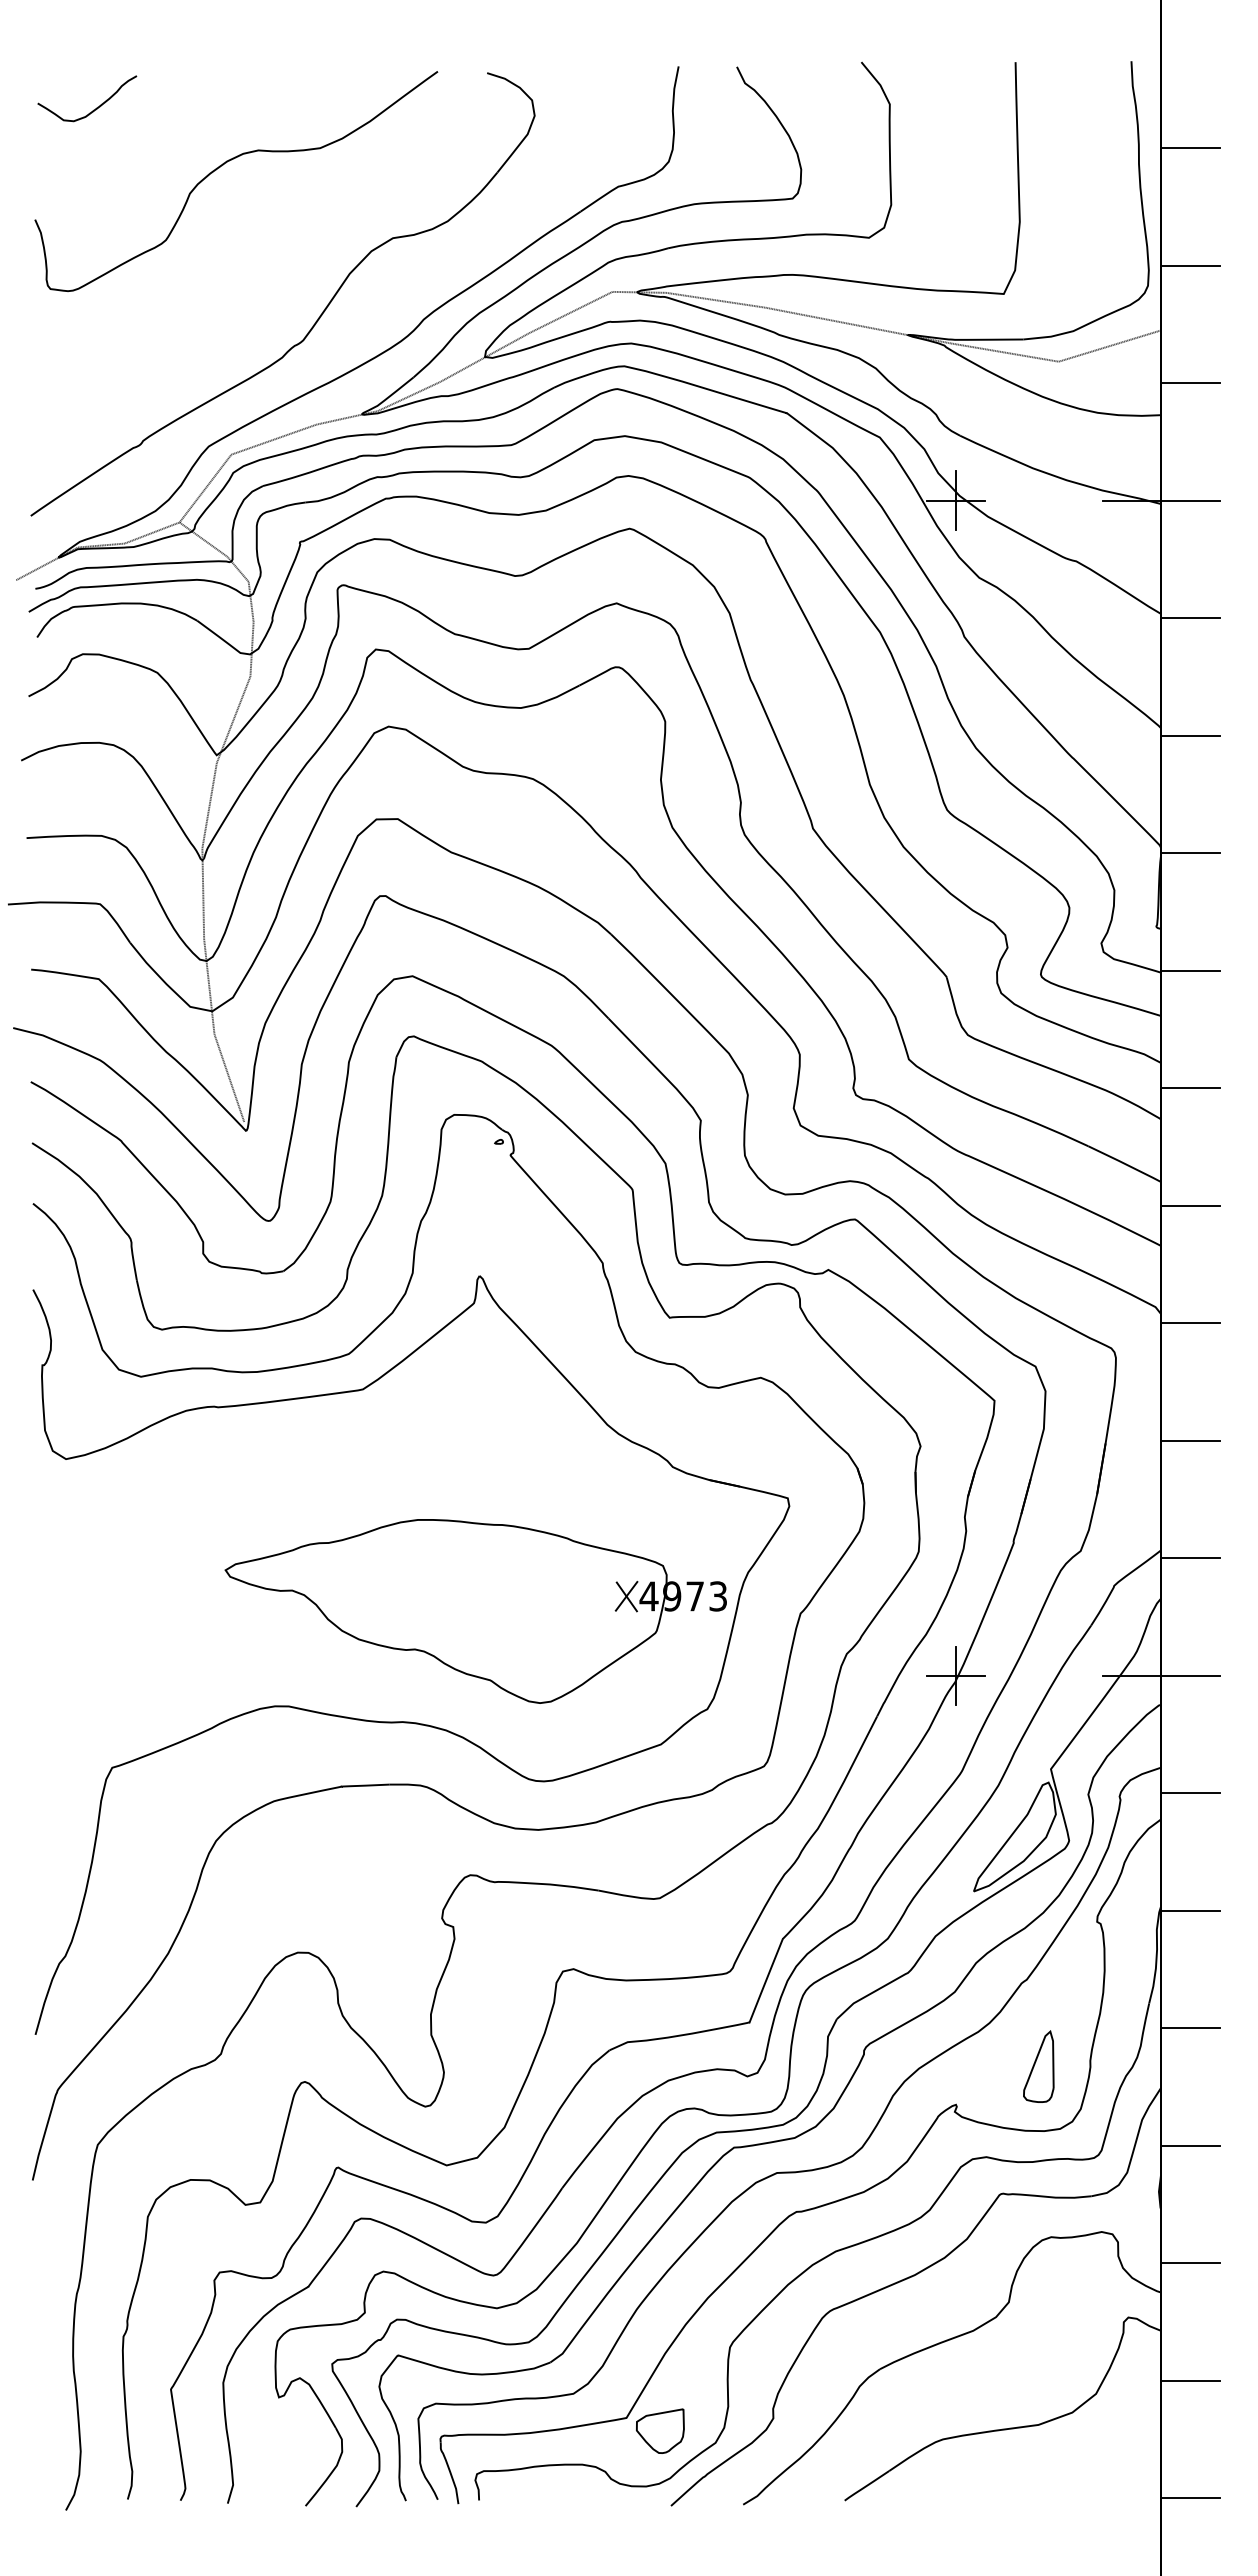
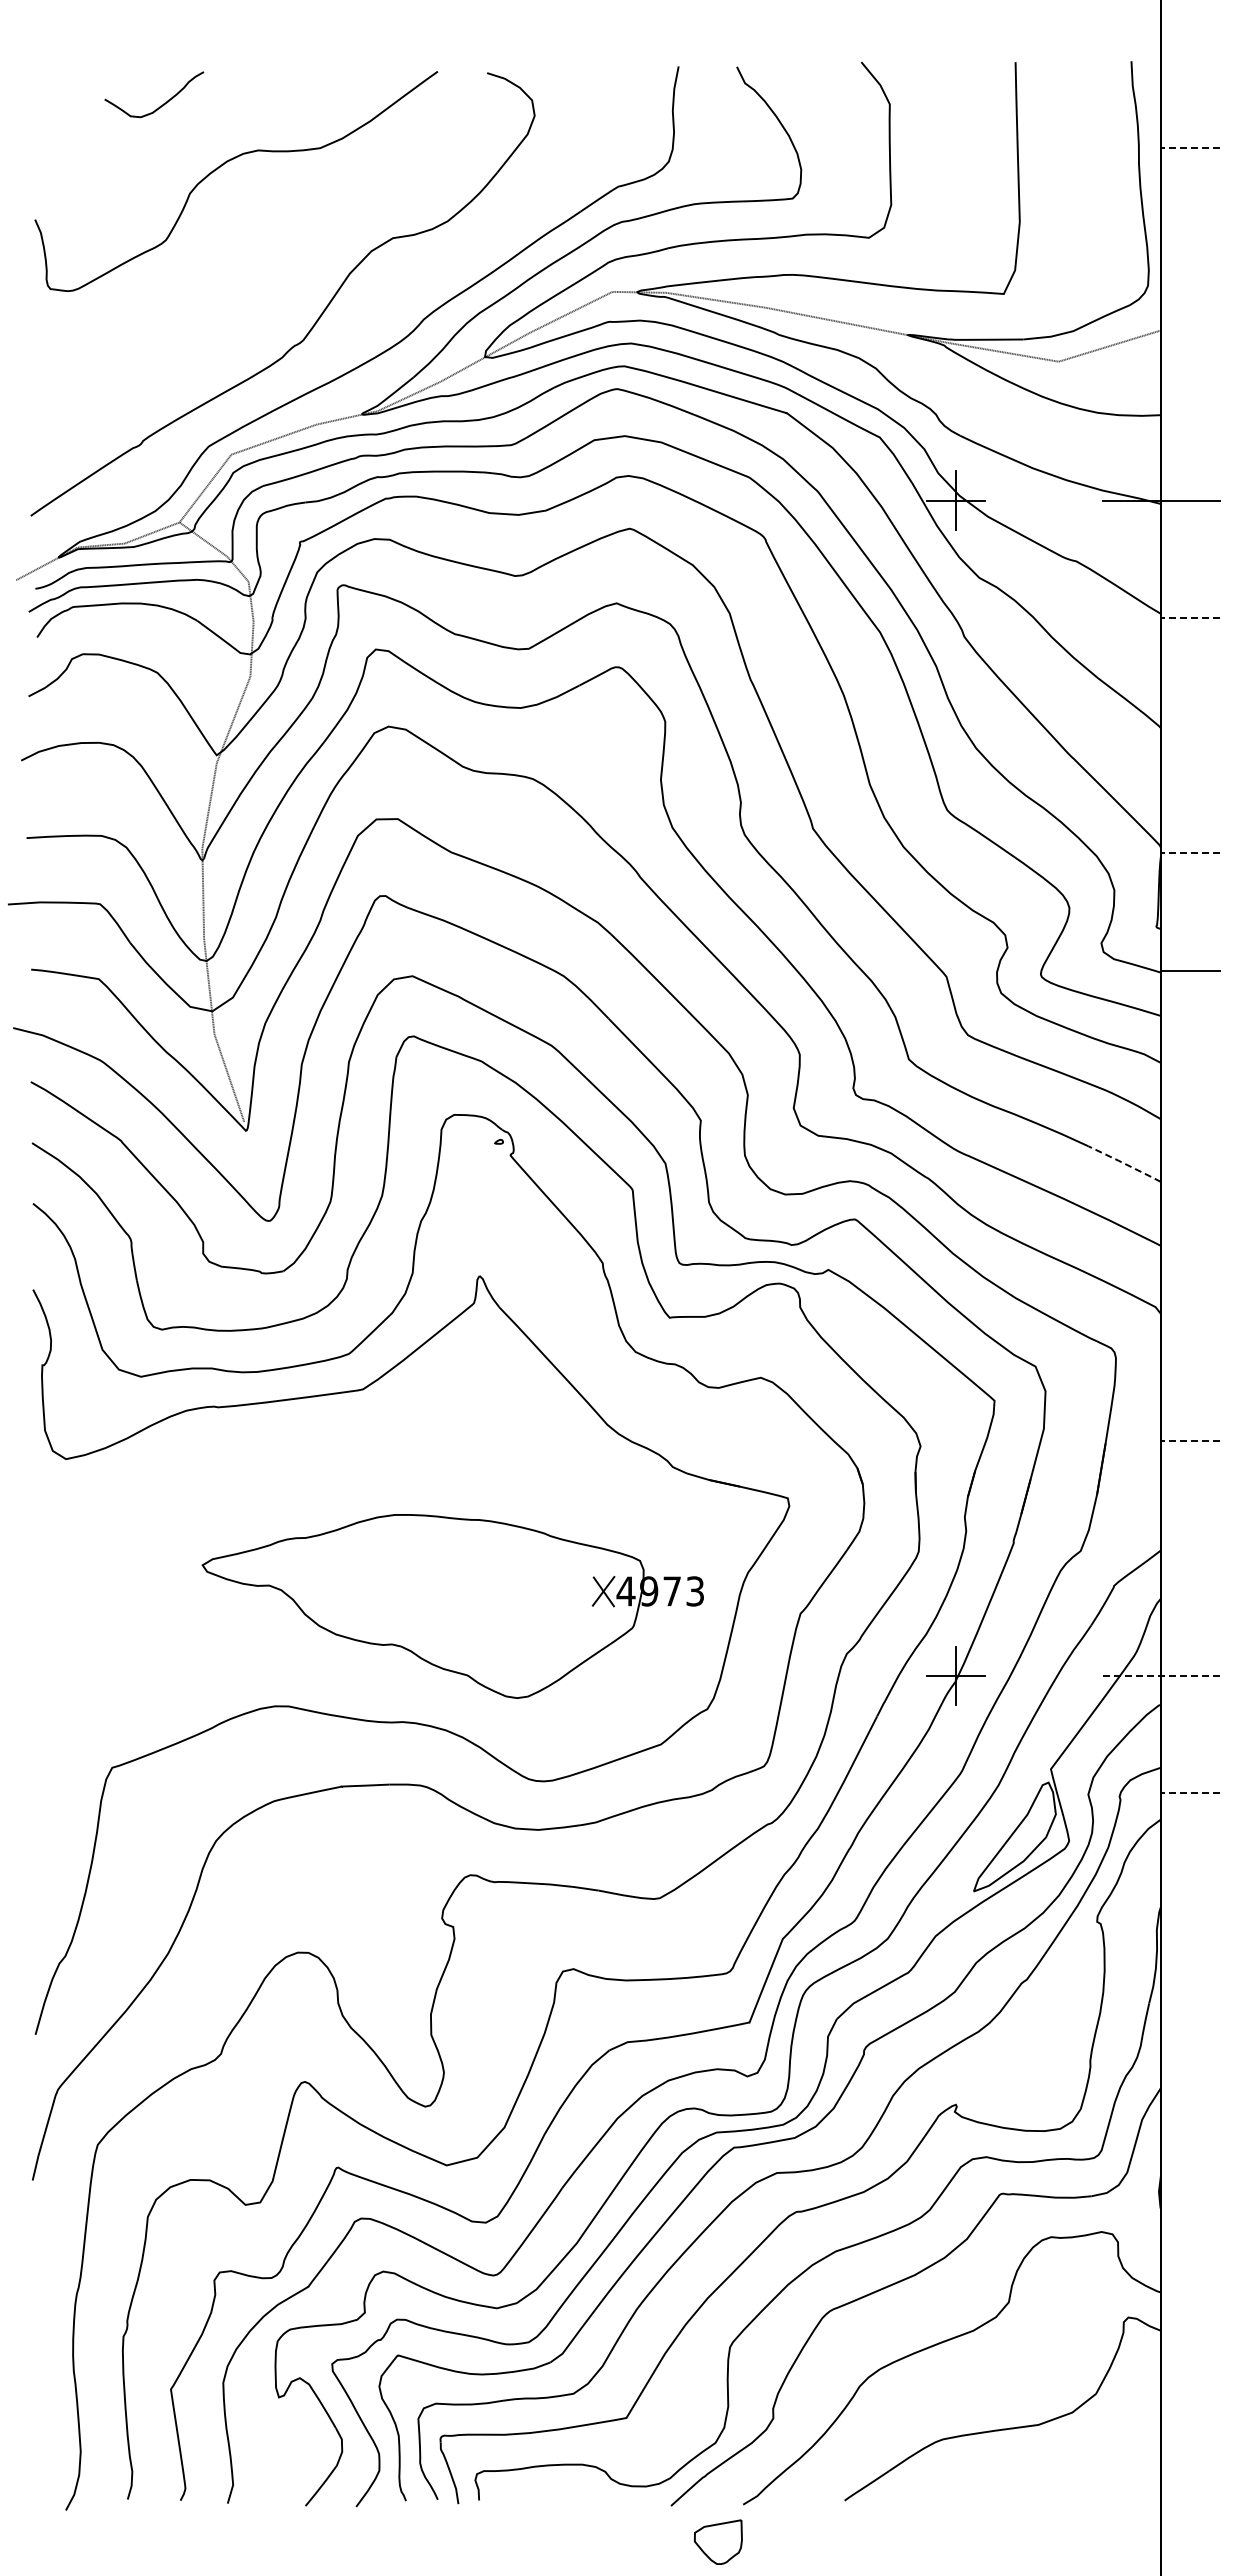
curve position: (93, 109) -> (160, 105) (160, 105)
line: solid -> dashed (1190, 148)
line: present -> none (1190, 265)
line: present -> none (1190, 383)
line: solid -> dashed (1190, 618)
line: present -> none (1190, 735)
line: solid -> dashed (1190, 853)
line: present -> none (1190, 1088)
line: solid -> dashed (1124, 1163)
line: present -> none (1190, 1205)
line: present -> none (1190, 1323)
line: solid -> dashed (1190, 1440)
line: present -> none (1190, 1558)
part position: (475, 1611) -> (452, 1606) (452, 1606)
line: solid -> dashed (1161, 1675)
line: solid -> dashed (1190, 1793)
line: present -> none (1190, 1910)
line: present -> none (1190, 2028)
part: present -> none (1038, 2066)
line: present -> none (1190, 2145)
line: present -> none (1190, 2263)
line: present -> none (1190, 2380)
part position: (660, 2430) -> (718, 2541) (718, 2541)
line: present -> none (1190, 2498)
